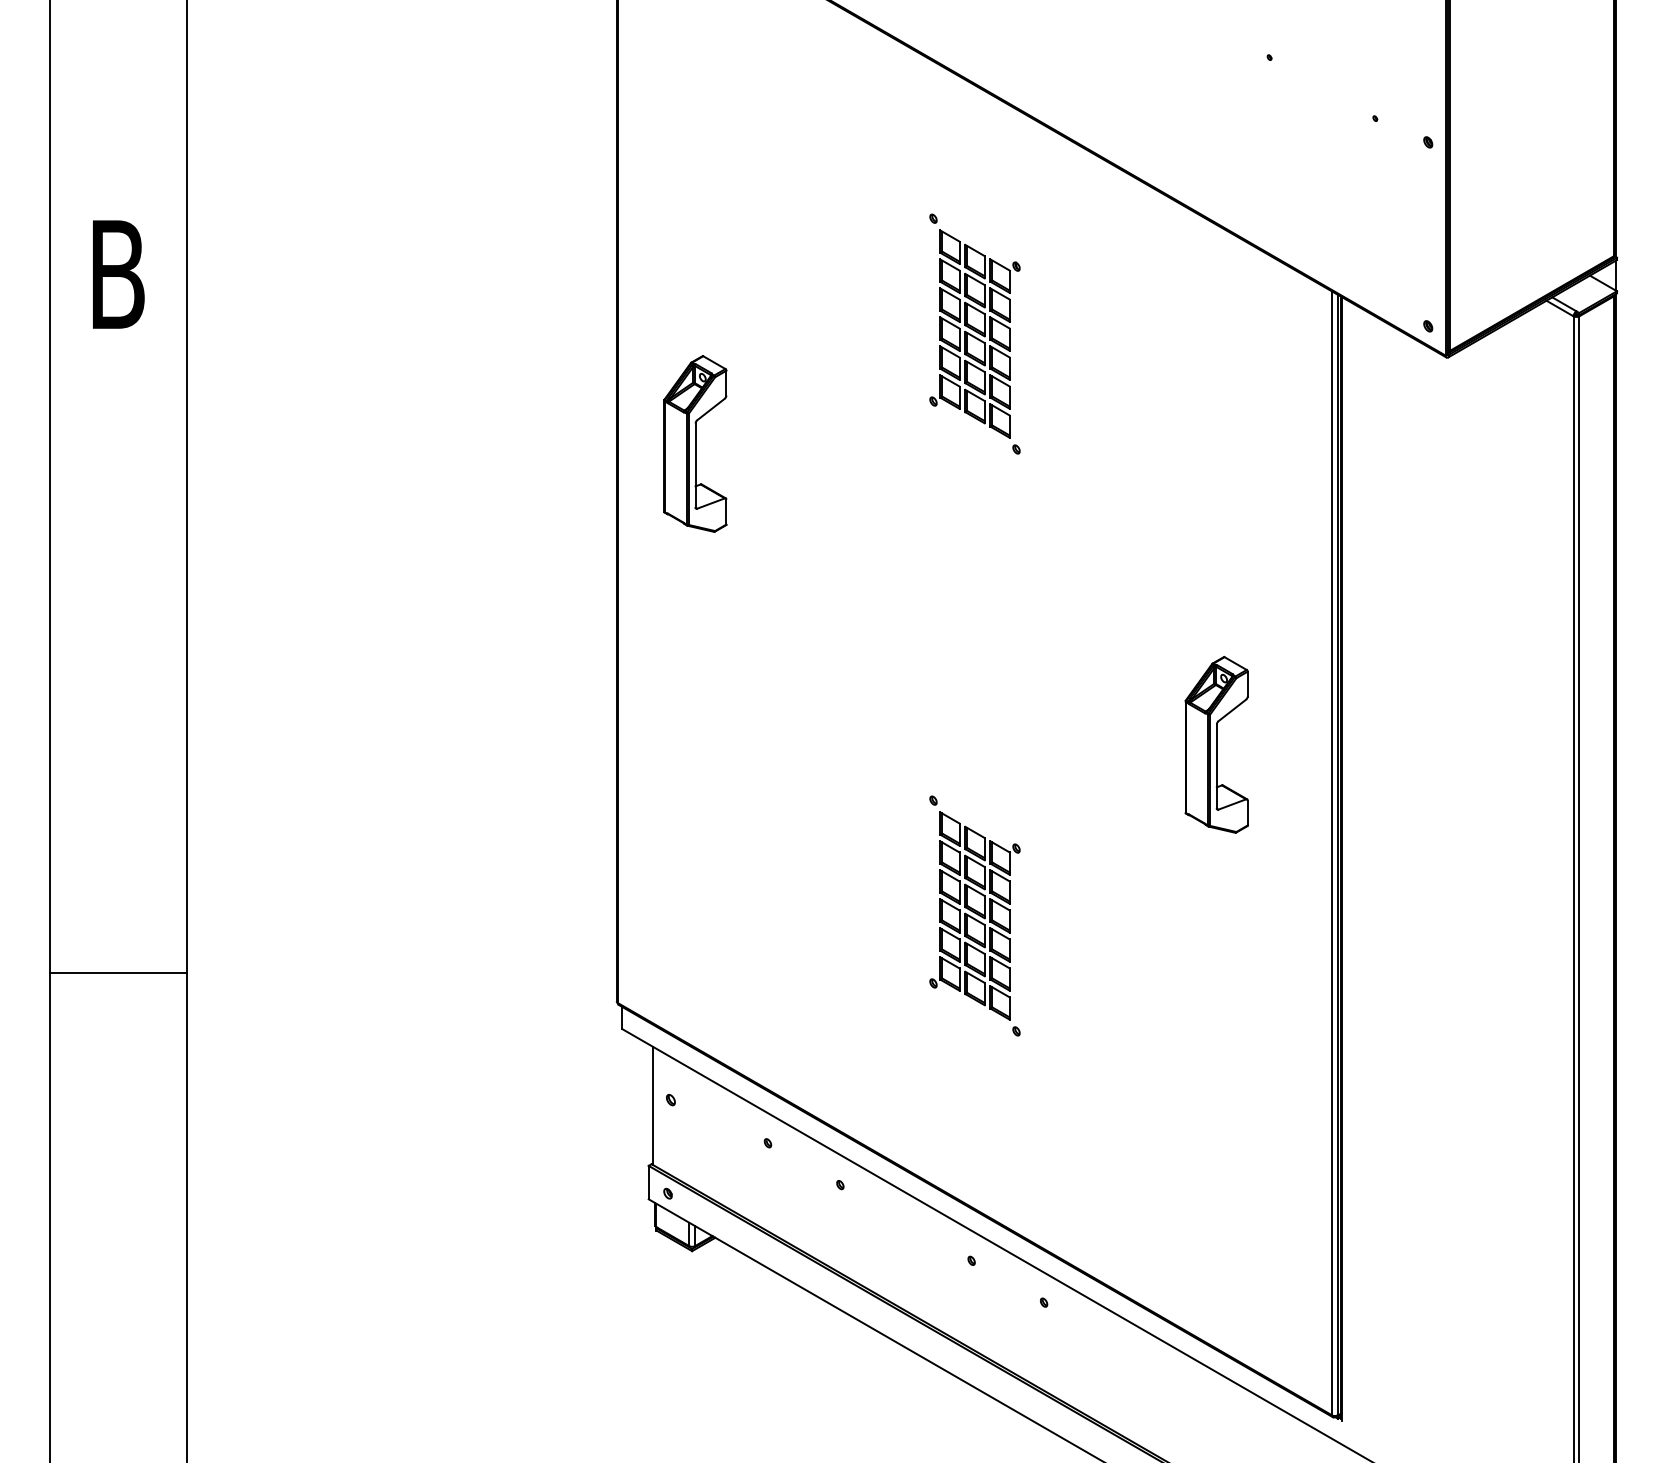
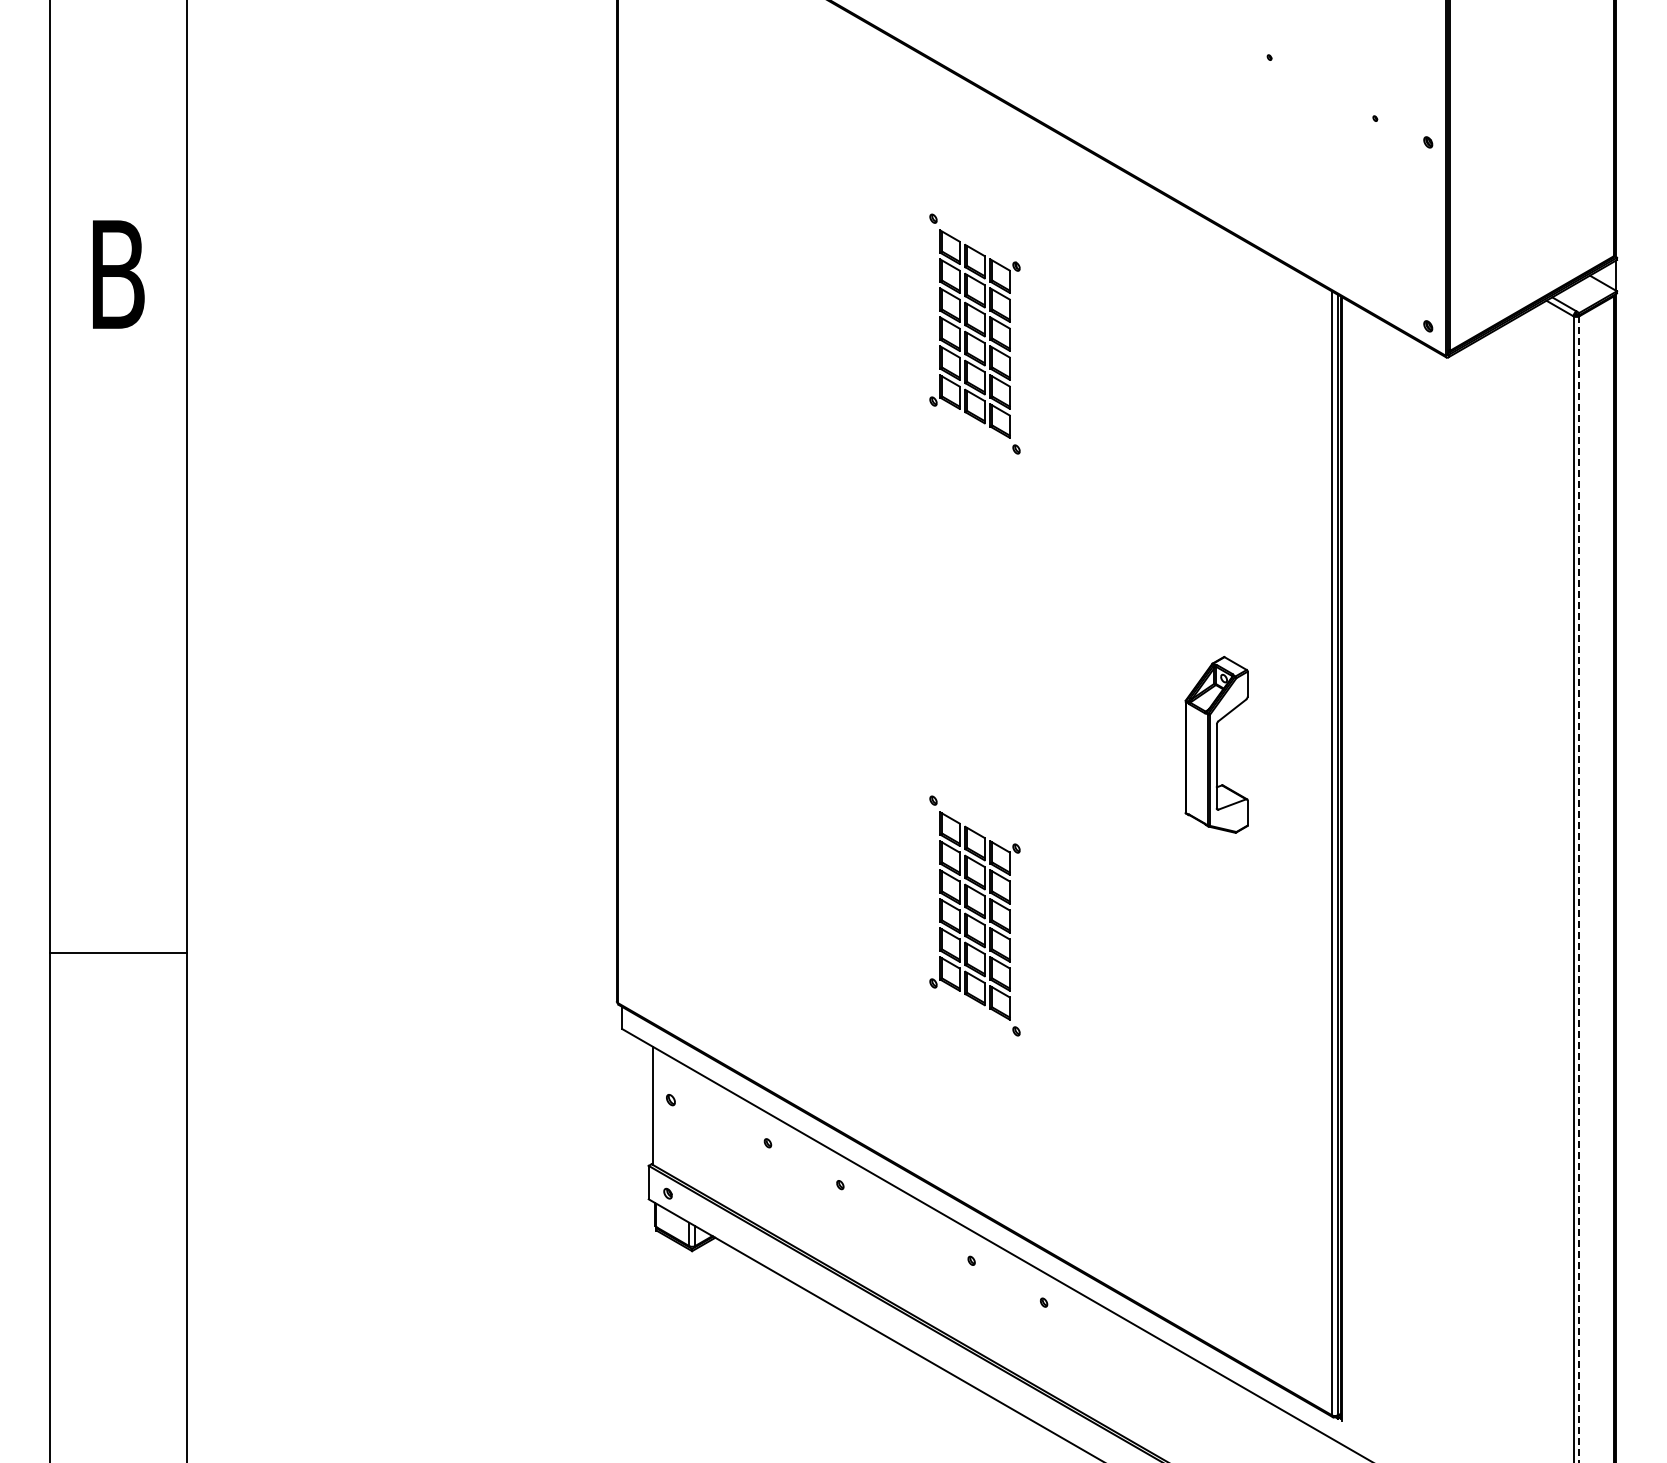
part: present -> none (695, 443)
line: solid -> dashed (1579, 889)
line position: (118, 972) -> (118, 952) (118, 952)
